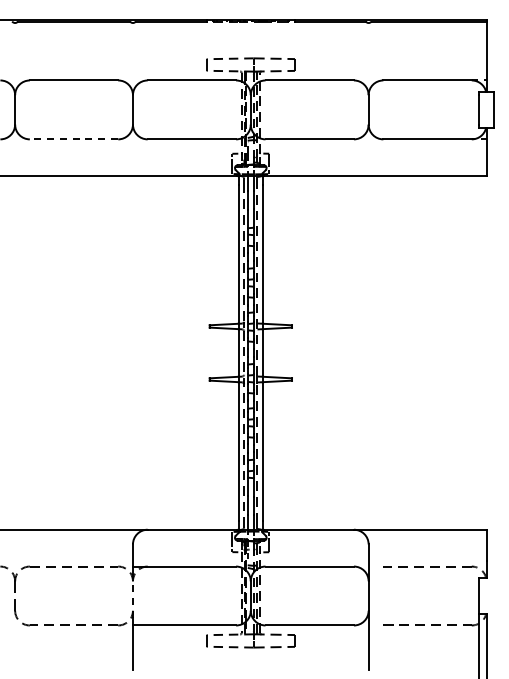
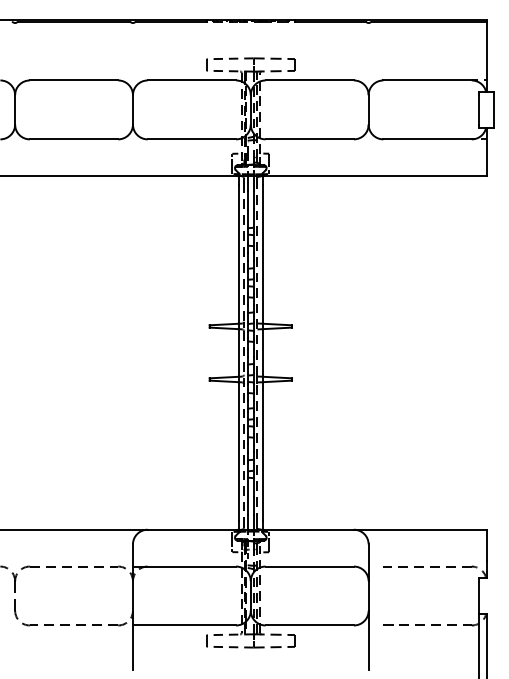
line: dashed -> solid (73, 139)
line: dashed -> solid (132, 595)
